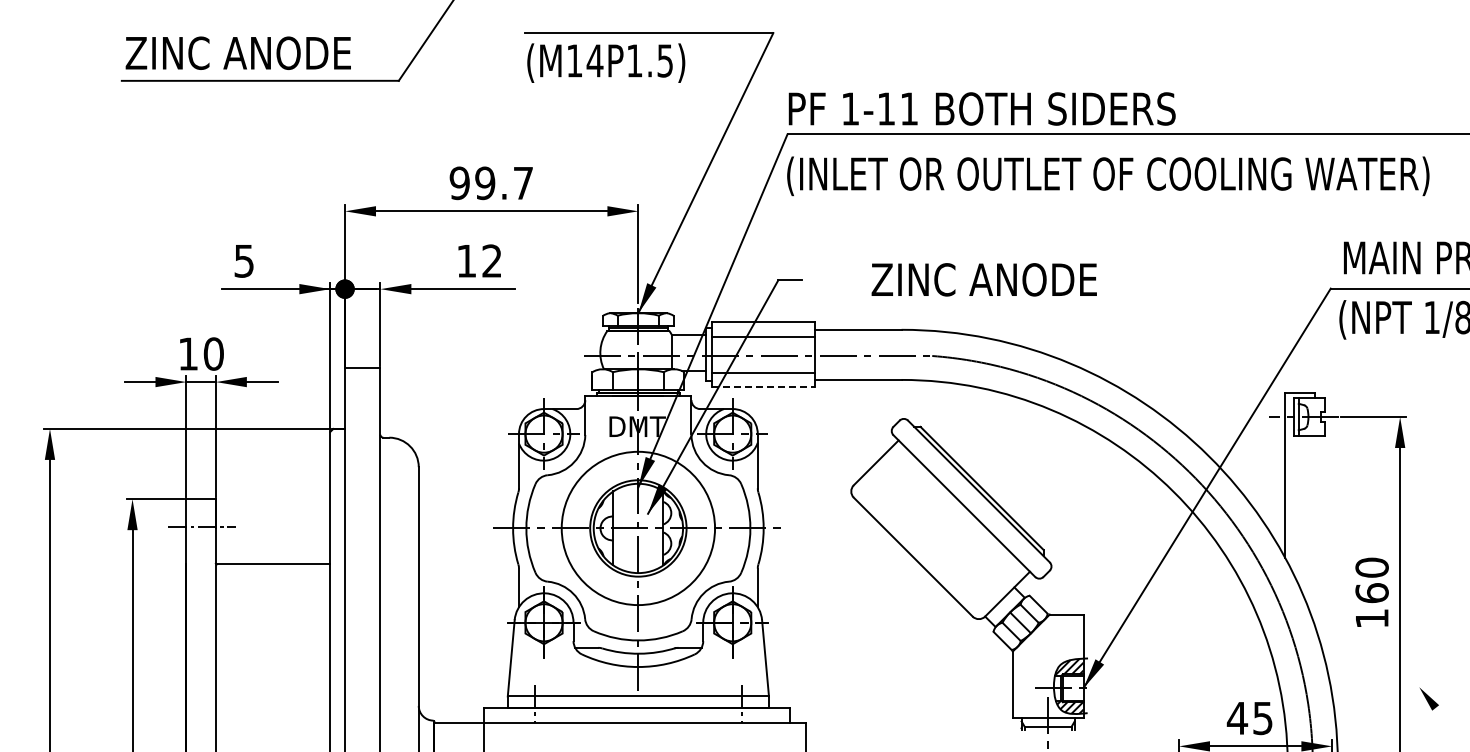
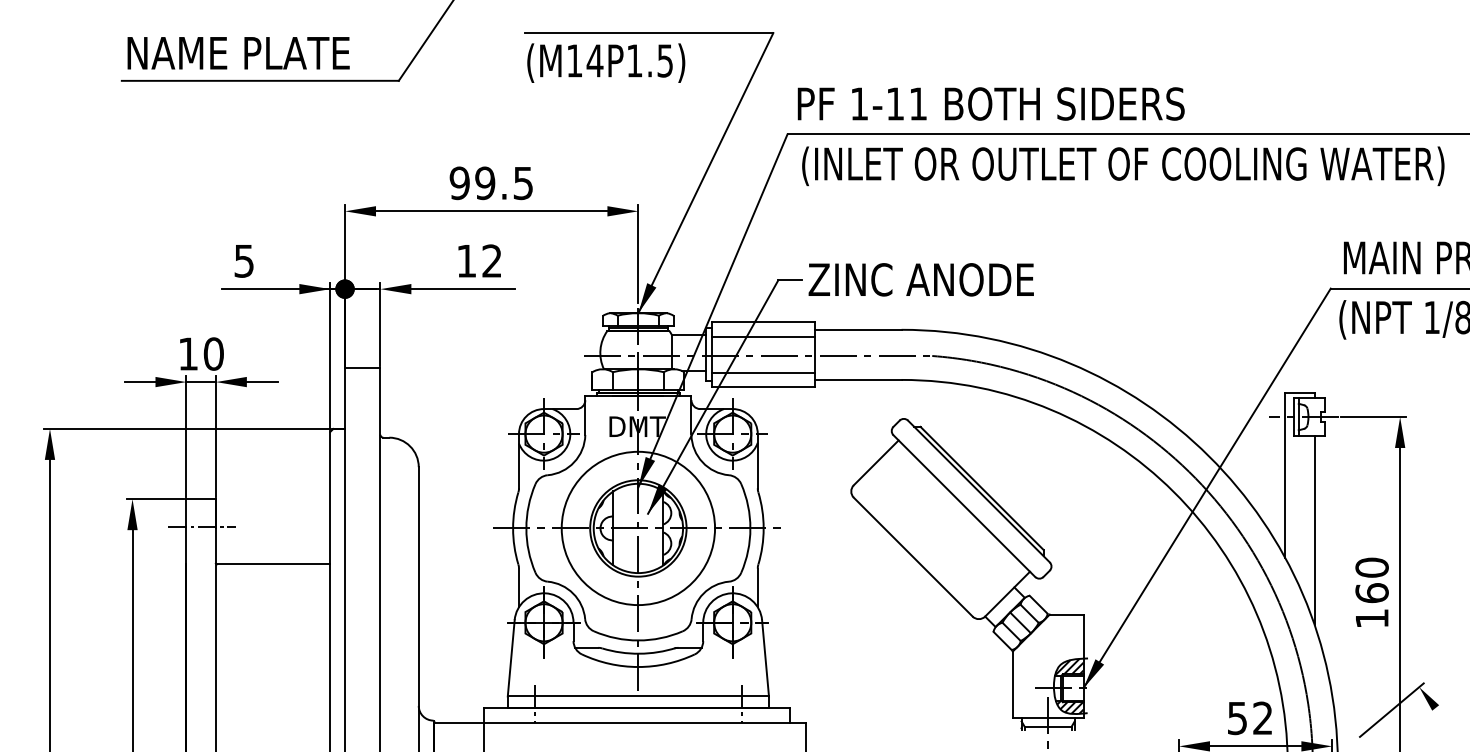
text: ZINC ANODE -> NAME PLATE (237, 52)
text position: (981, 108) -> (990, 103) (990, 103)
text position: (1108, 176) -> (1123, 166) (1123, 166)
text: 99.7 -> 99.5 (522, 183)
text position: (983, 279) -> (920, 279) (920, 279)
line: dashed -> solid (763, 387)
line: none -> present (1314, 530)
line: none -> present (1391, 709)
text: 45 -> 52 (1249, 718)
